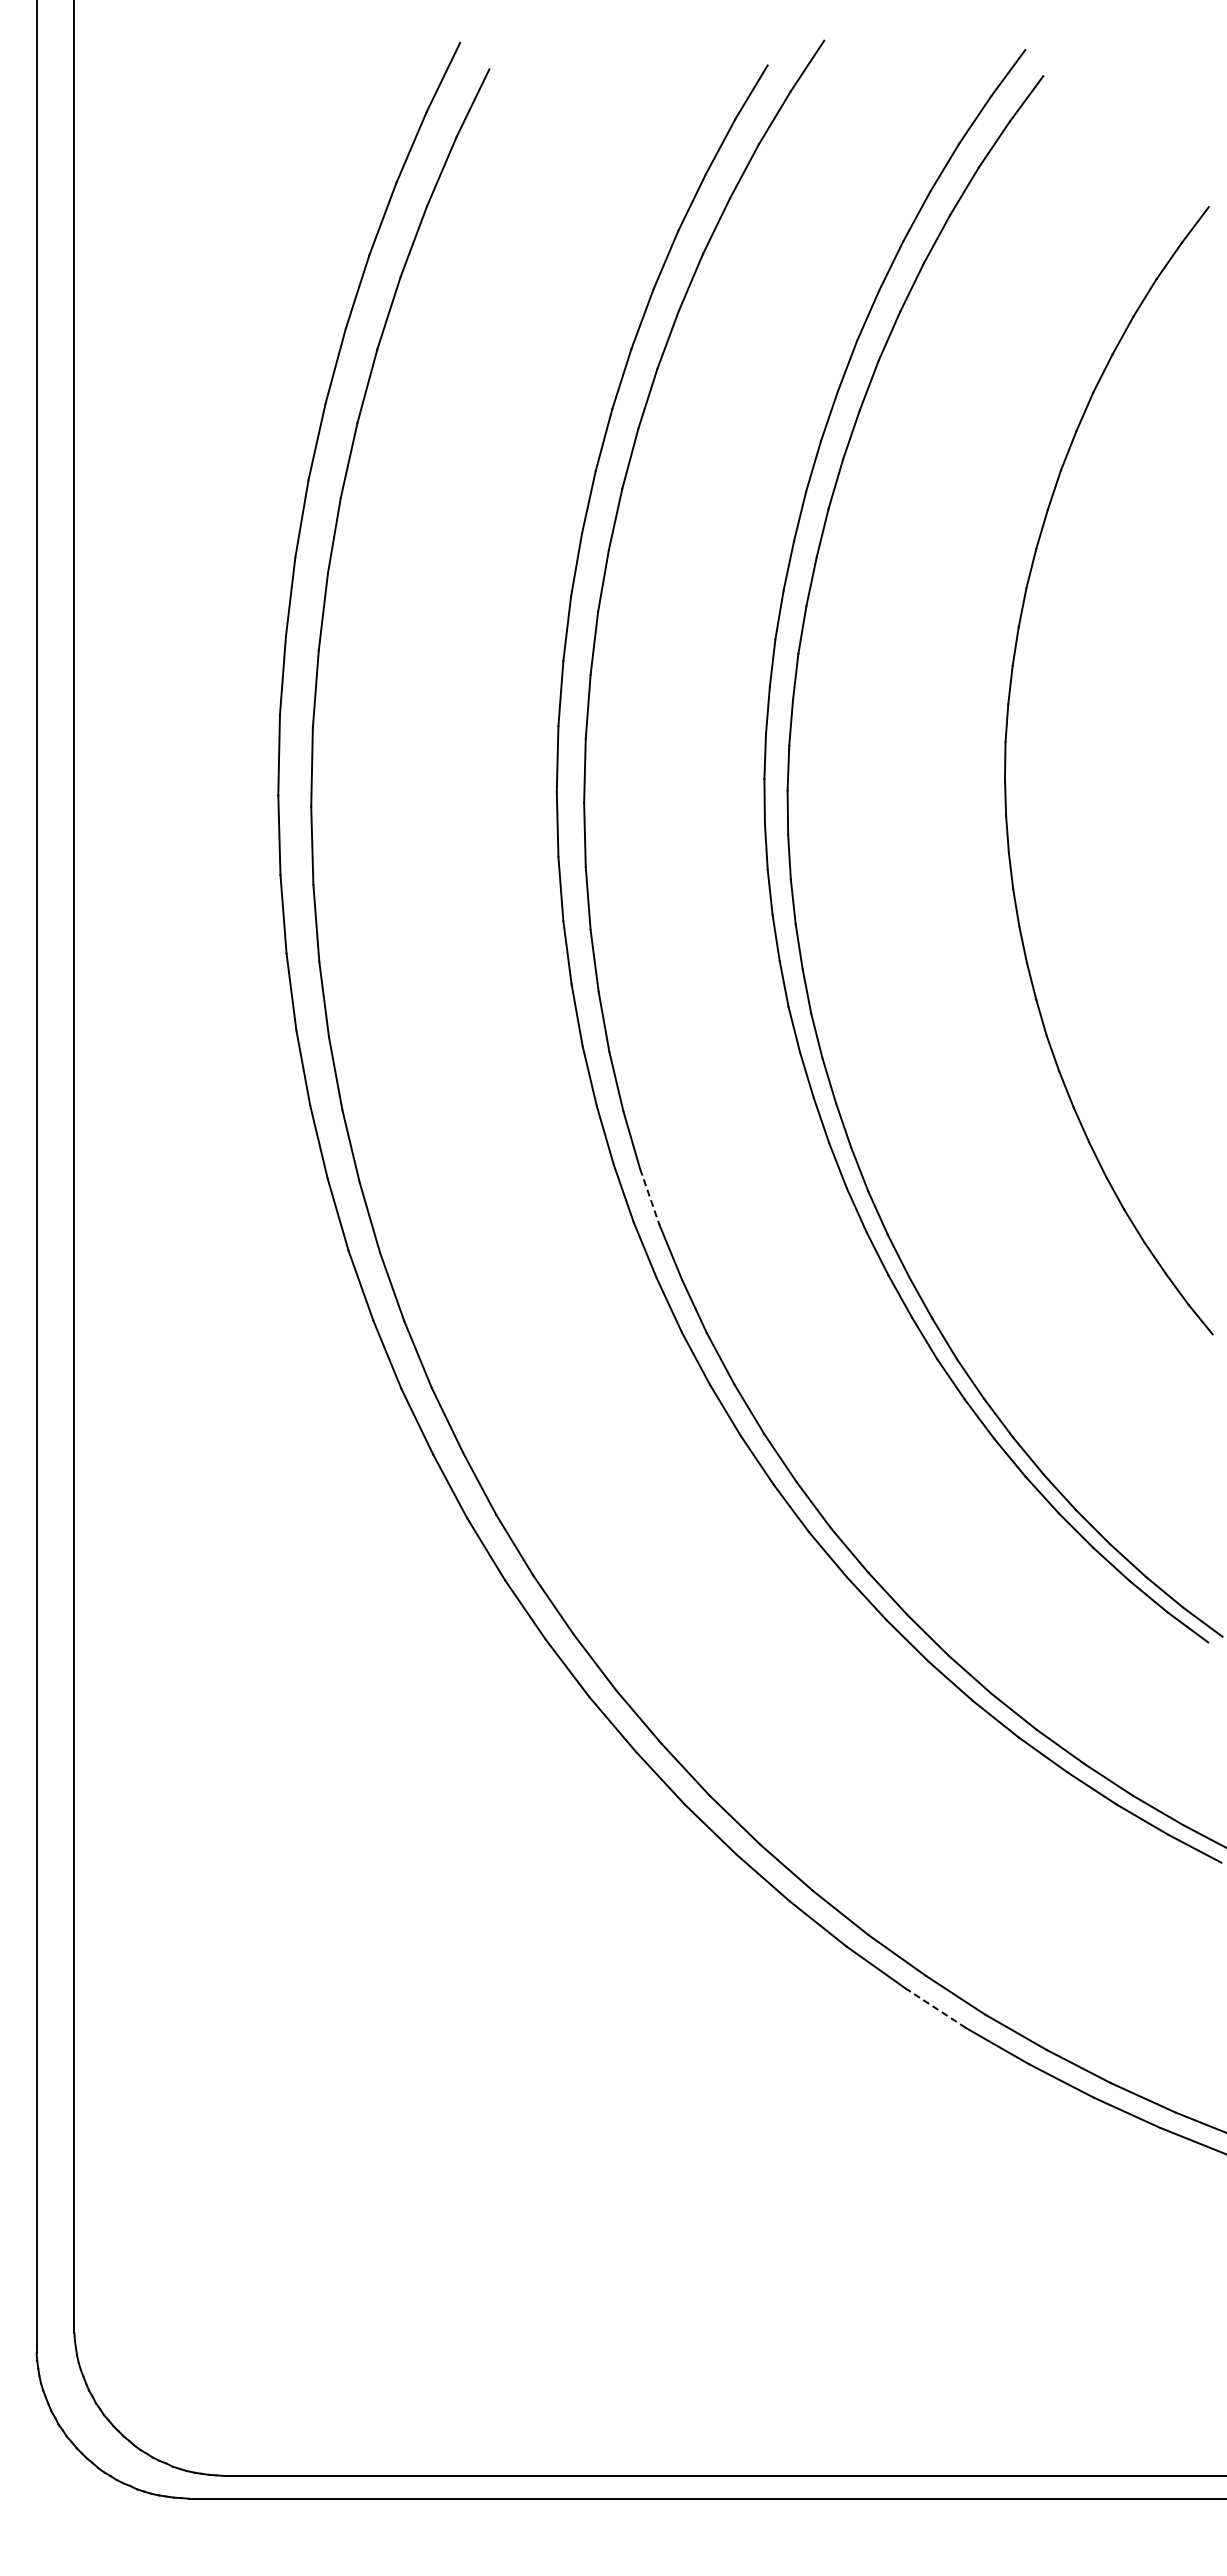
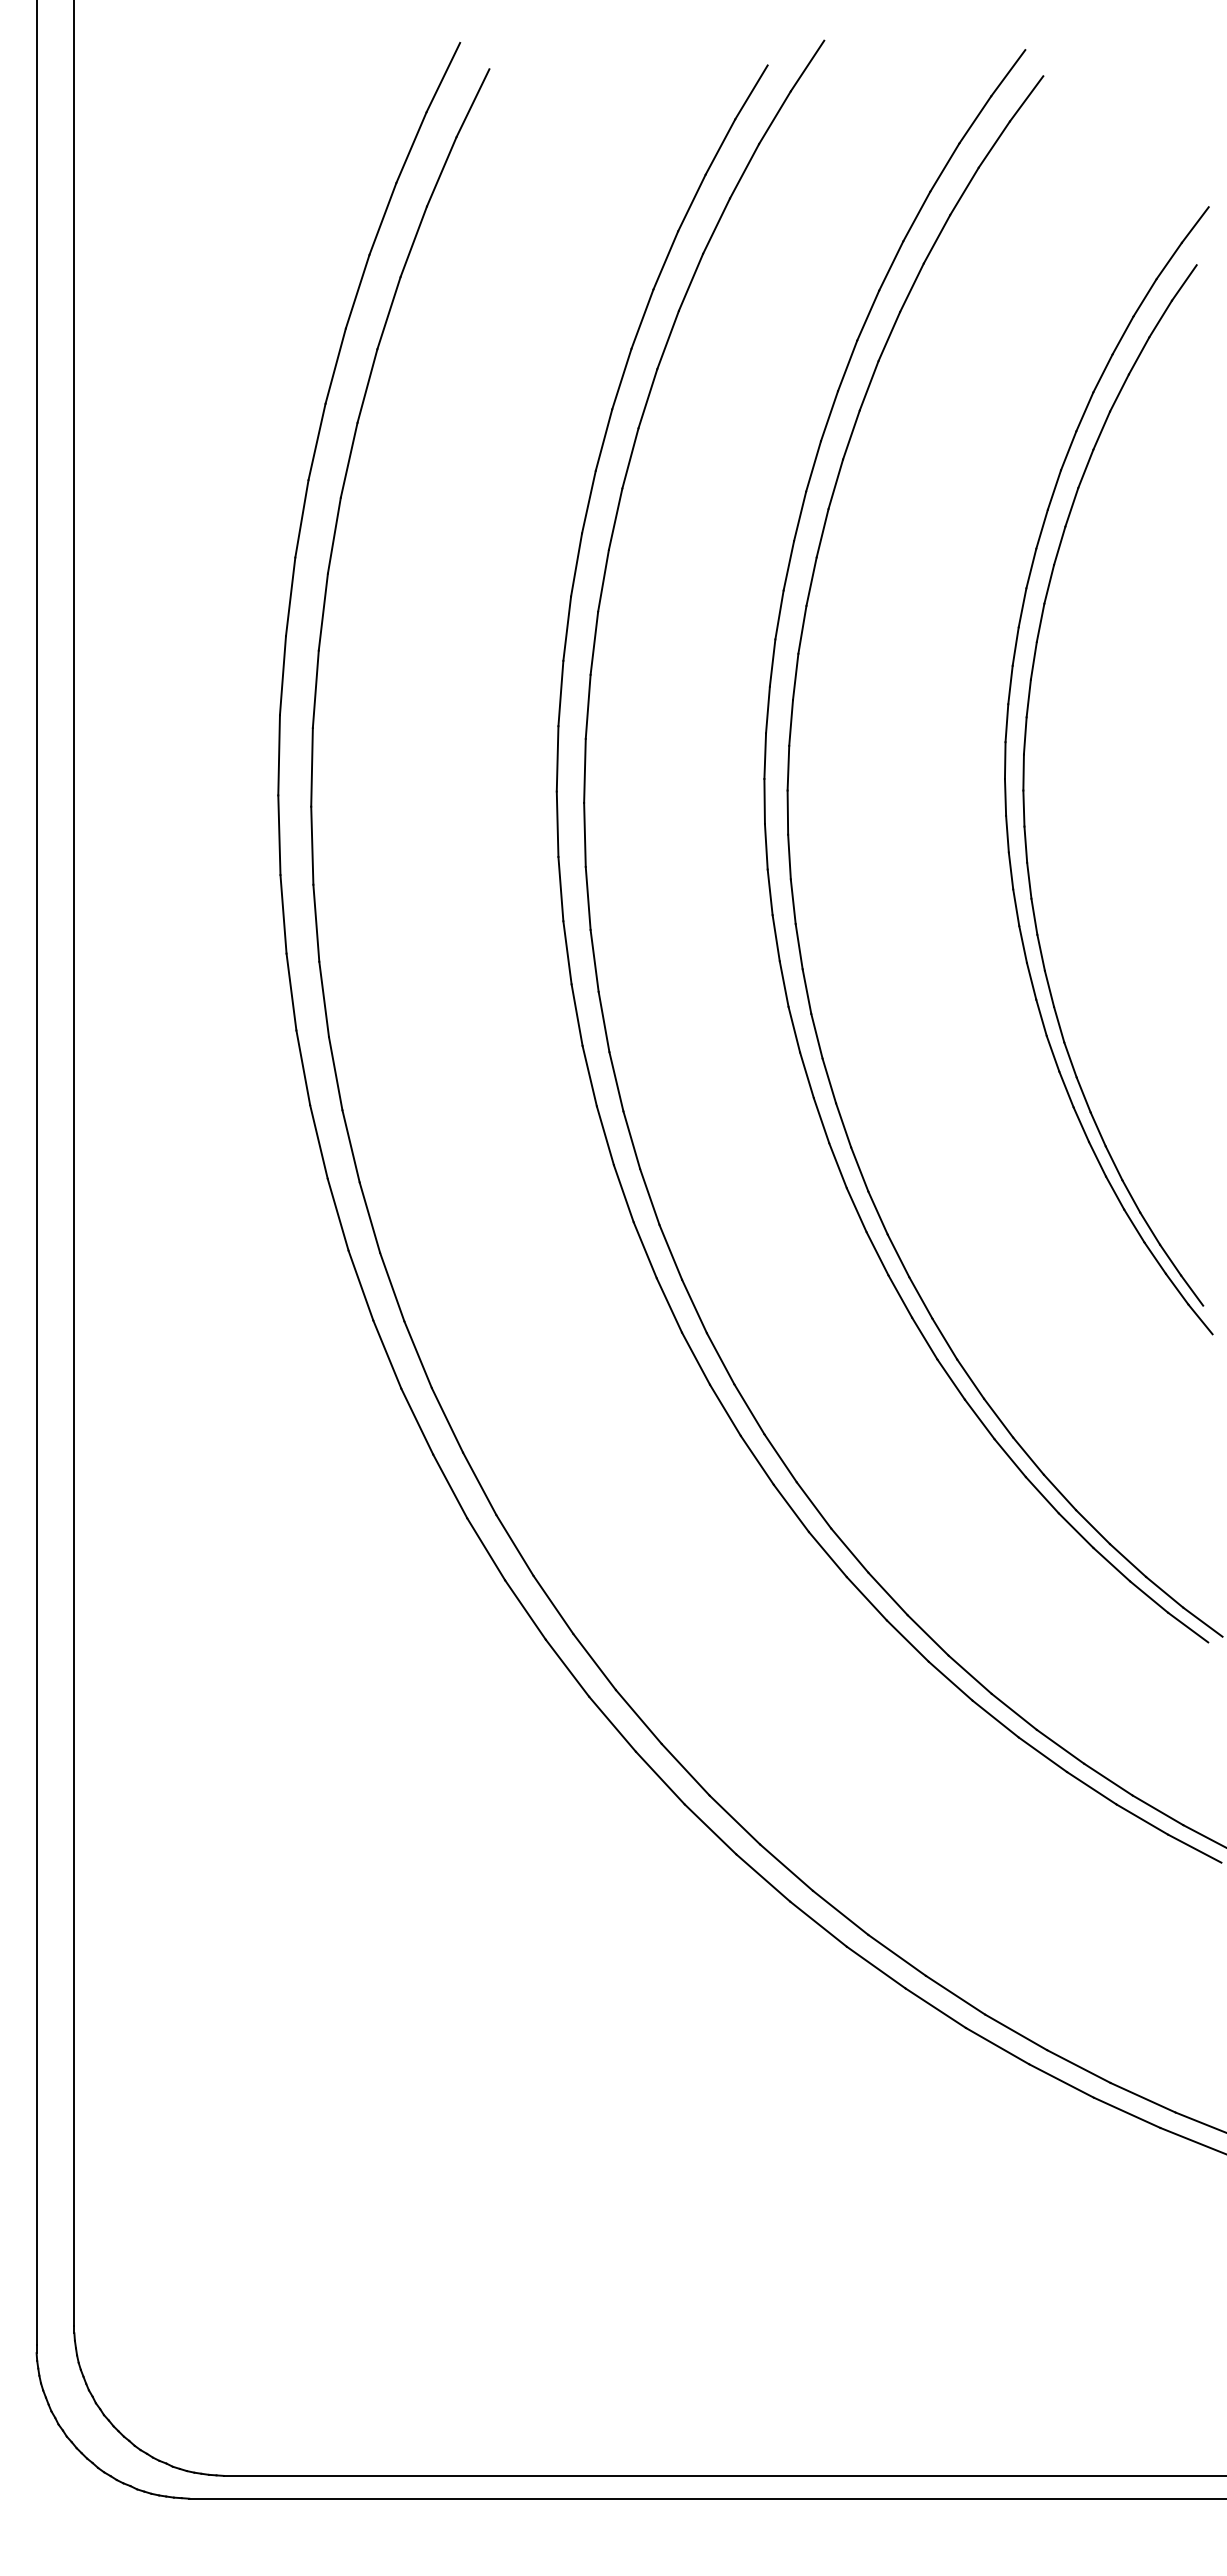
part: none -> present (1024, 785)
line: dashed -> solid (649, 1196)
line: dashed -> solid (935, 2007)
